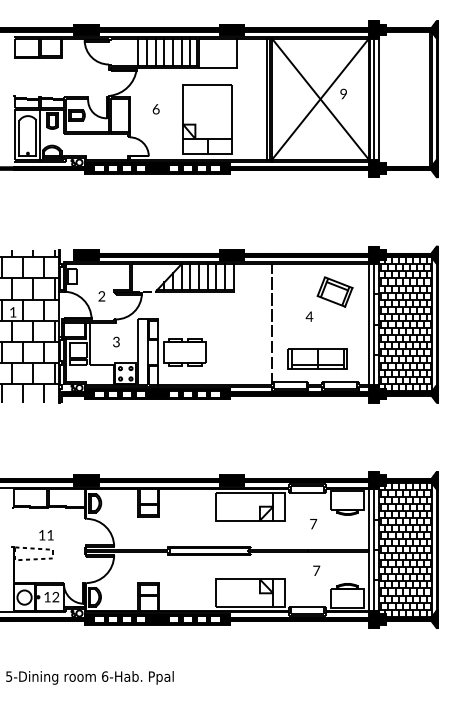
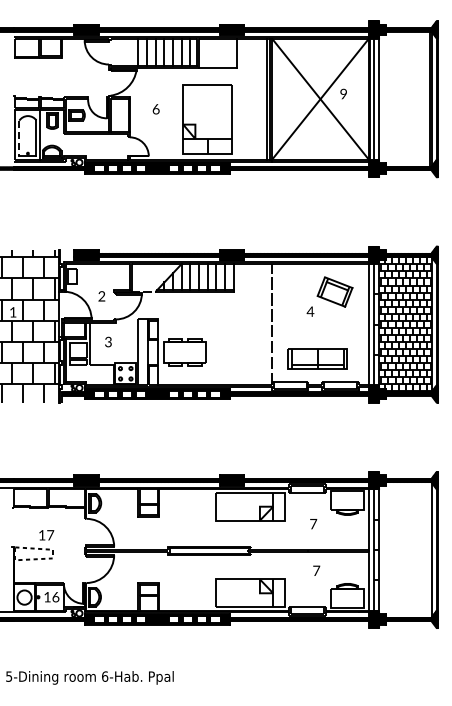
line: solid -> dashed (19, 138)
text position: (309, 316) -> (310, 311) (310, 311)
text position: (116, 341) -> (108, 341) (108, 341)
text: 11 -> 17 (50, 535)
hatch: present -> none (405, 549)
text: 12 -> 16 (55, 597)
